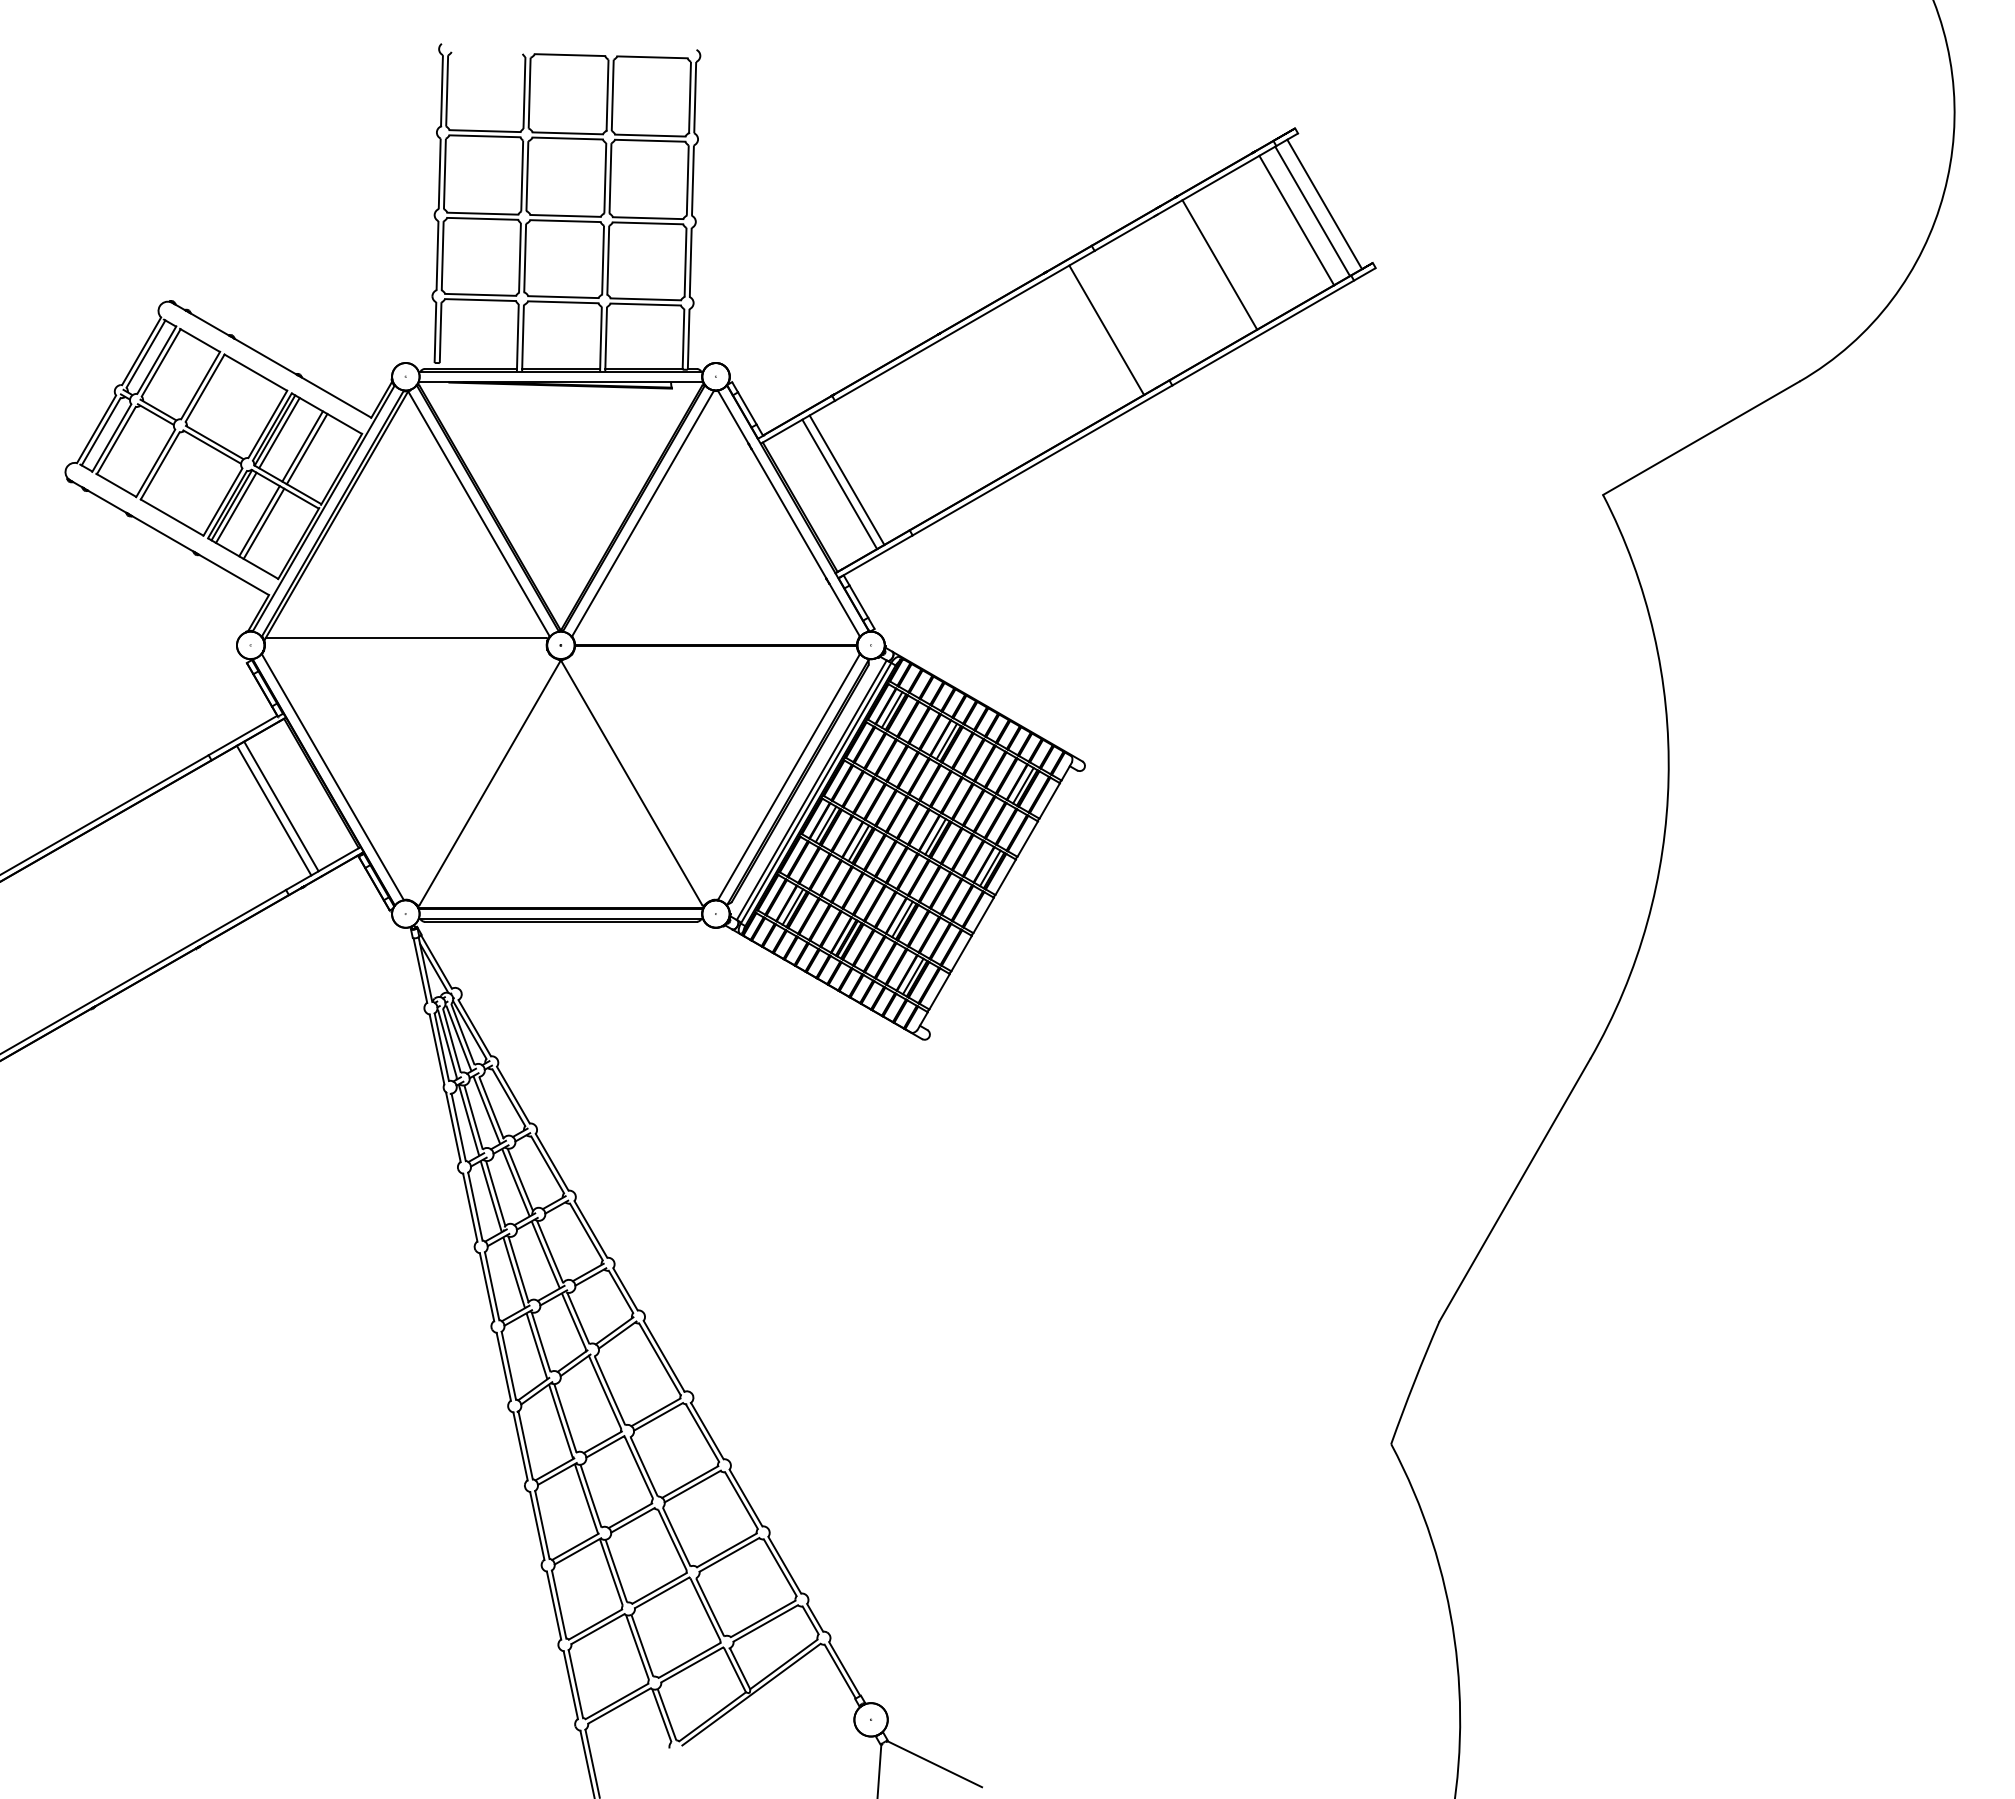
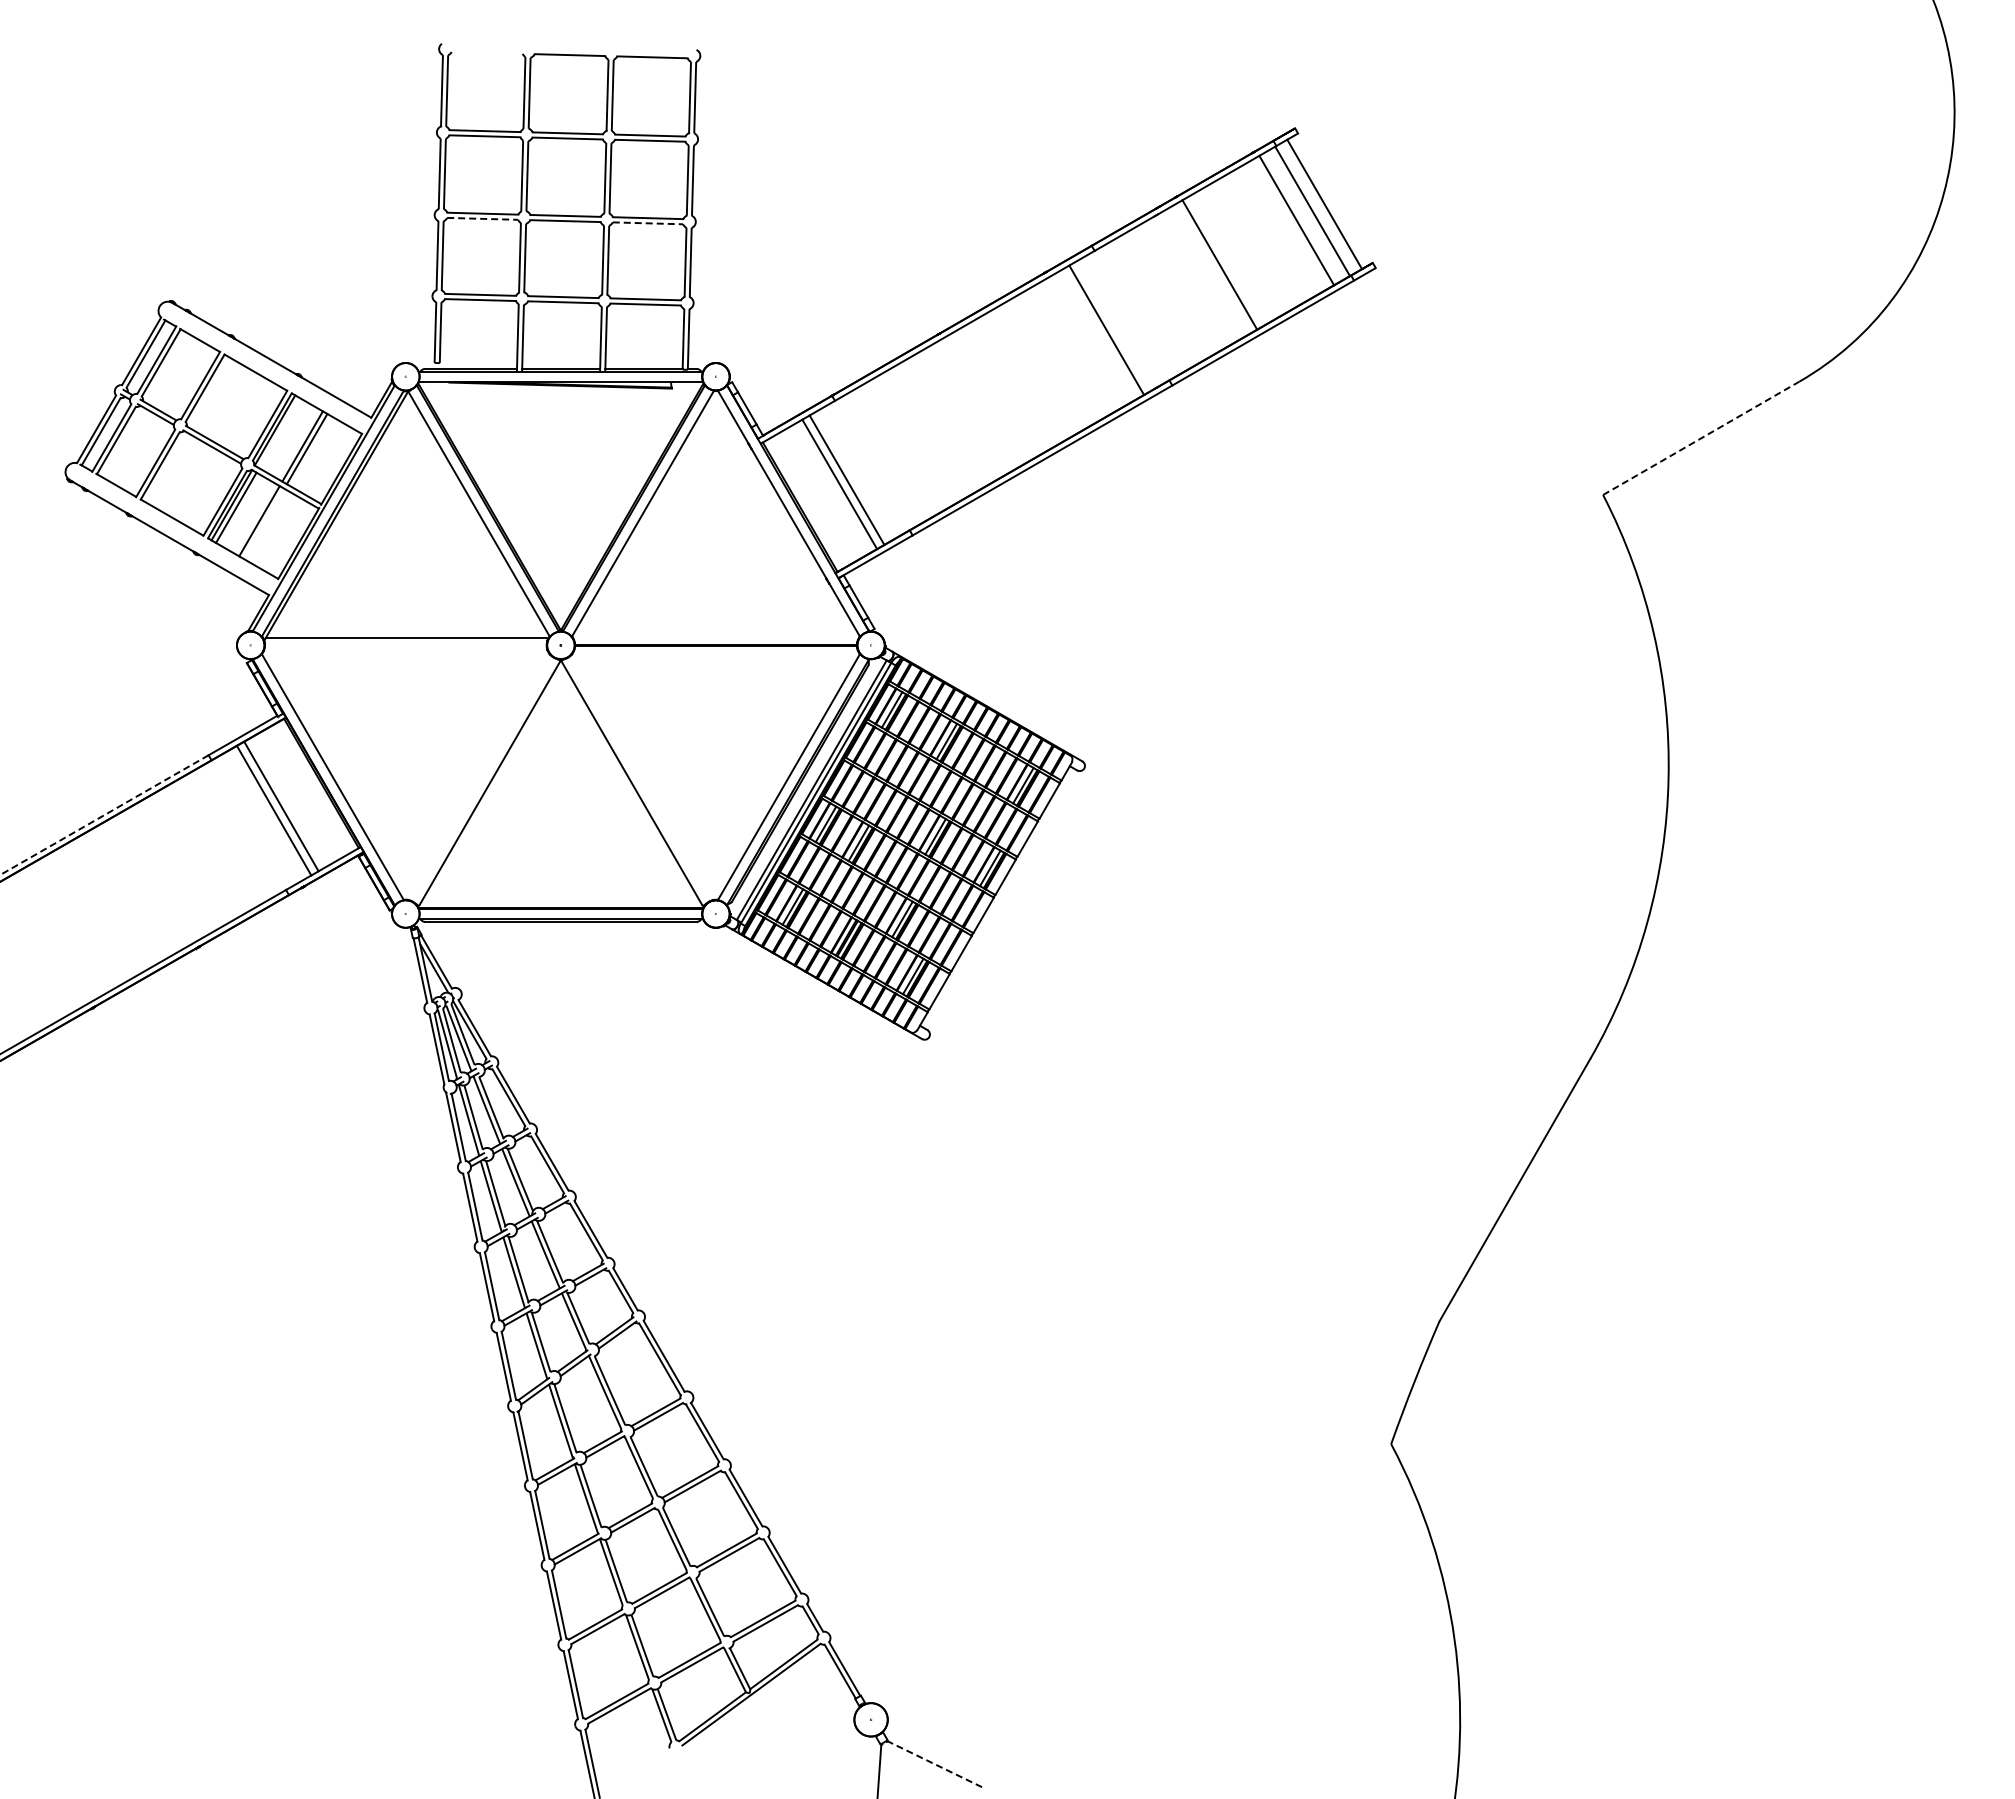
line: solid -> dashed (482, 218)
line: solid -> dashed (648, 223)
line: present -> none (279, 432)
line: solid -> dashed (1701, 438)
line: present -> none (263, 523)
line: solid -> dashed (104, 814)
line: solid -> dashed (934, 1764)
